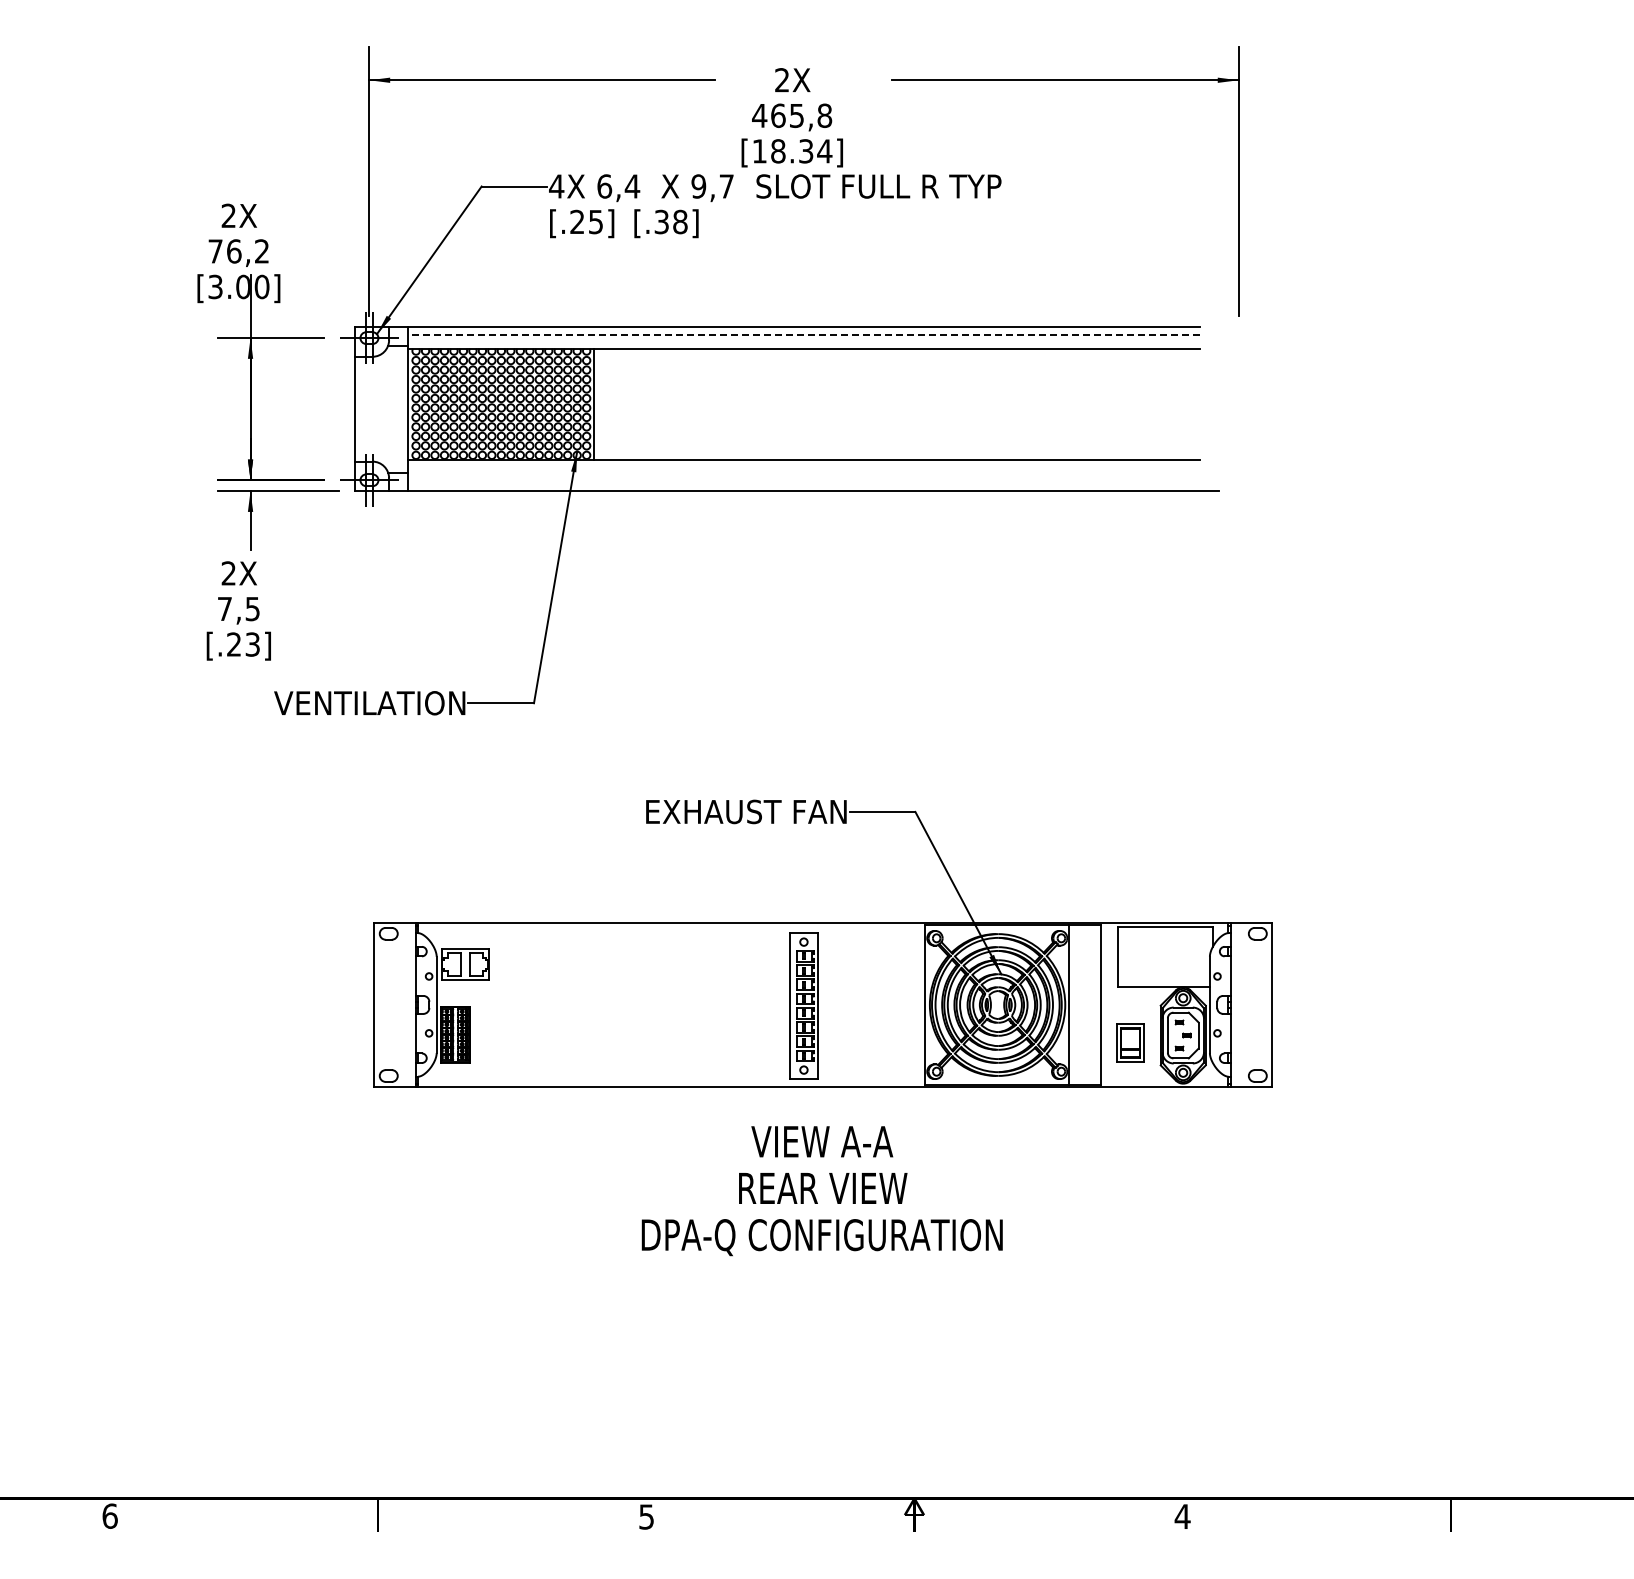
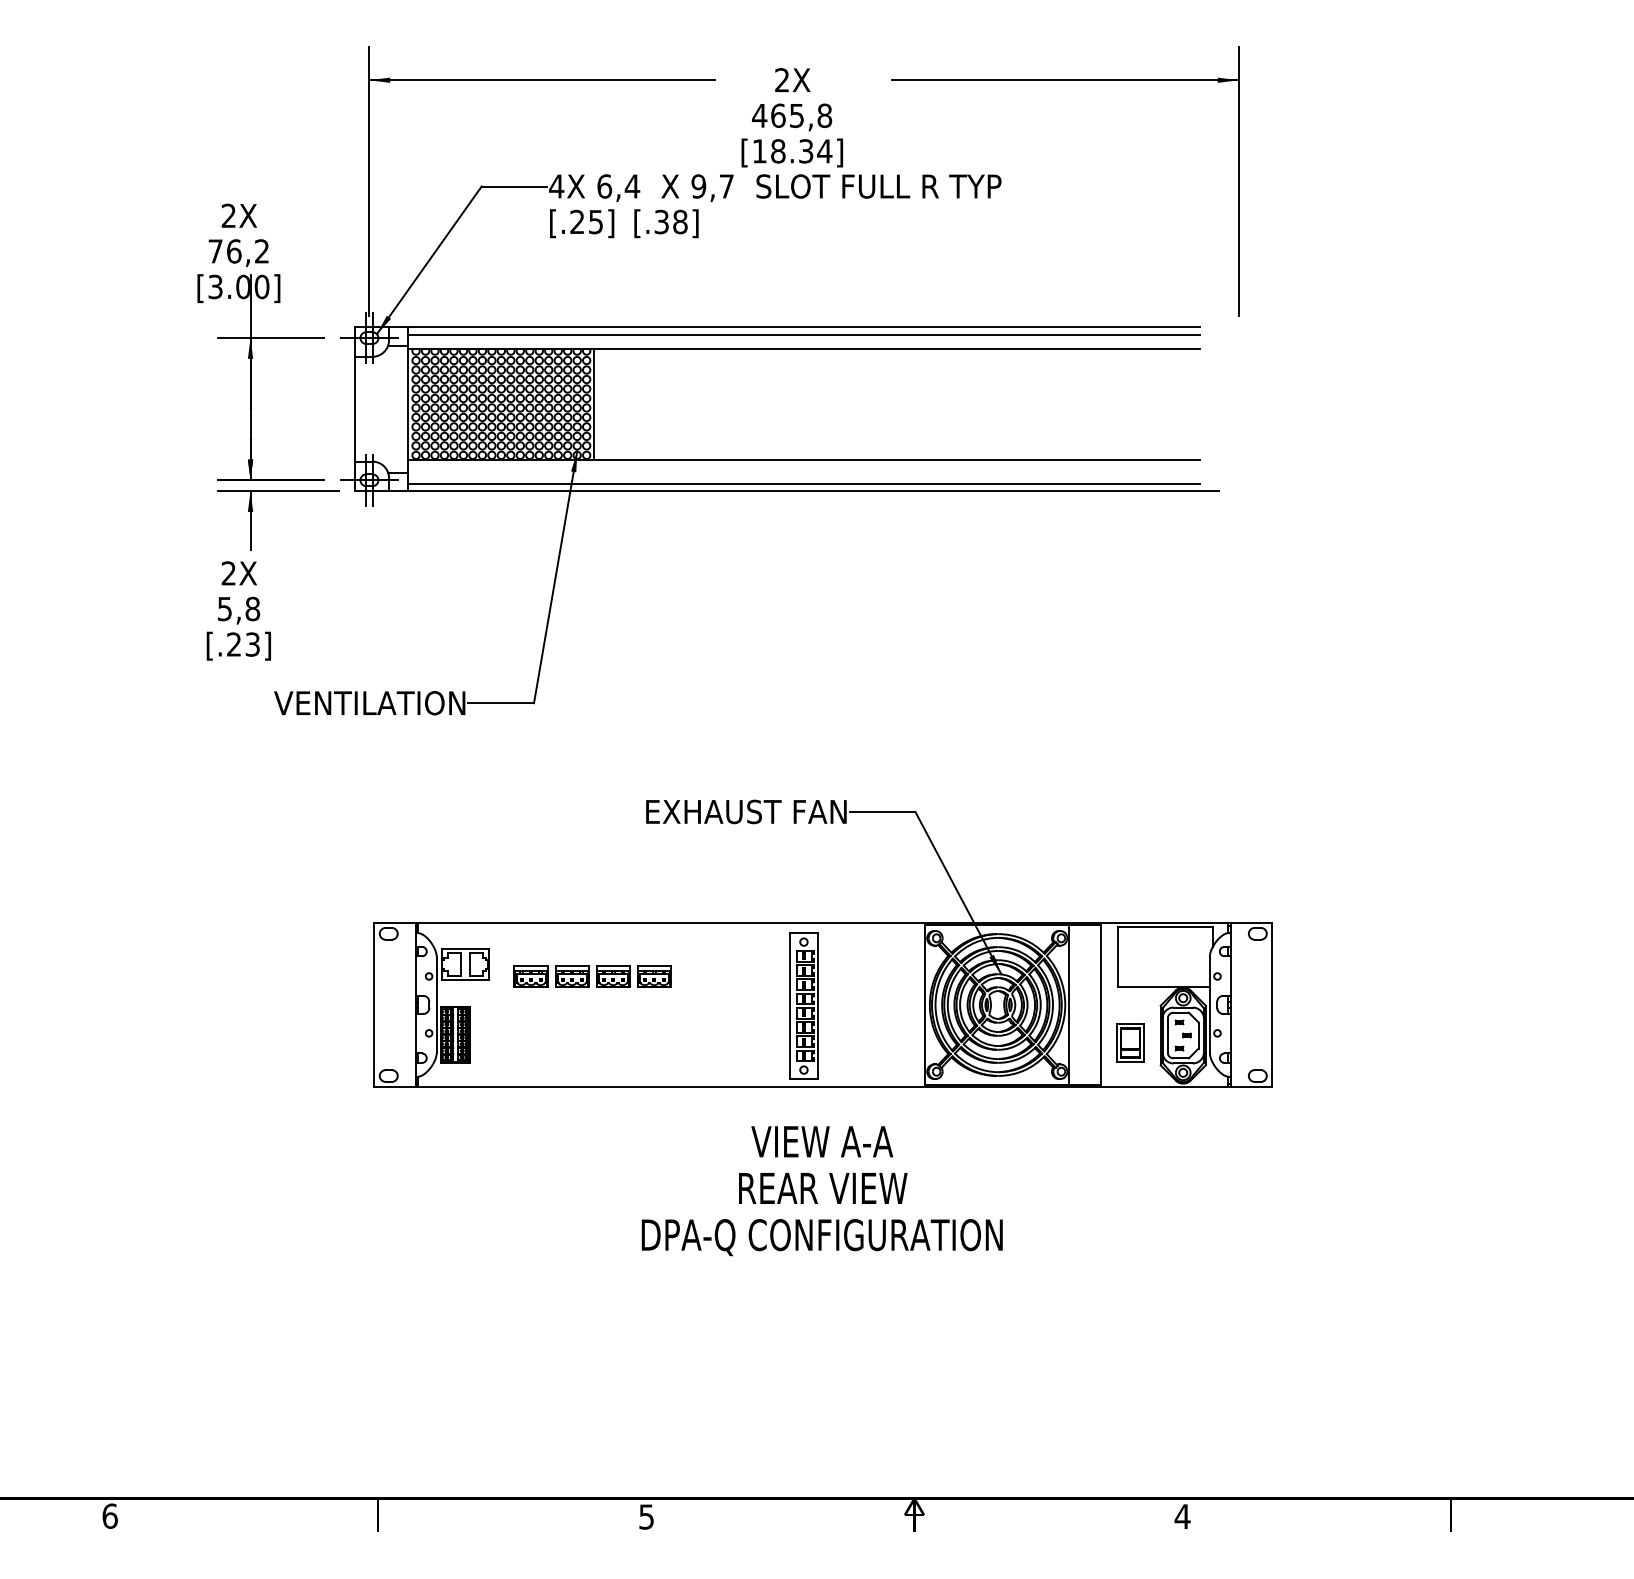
line: dashed -> solid (803, 334)
line: none -> present (803, 484)
text: 7,5 -> 5,8 (239, 608)
part: none -> present (592, 976)
